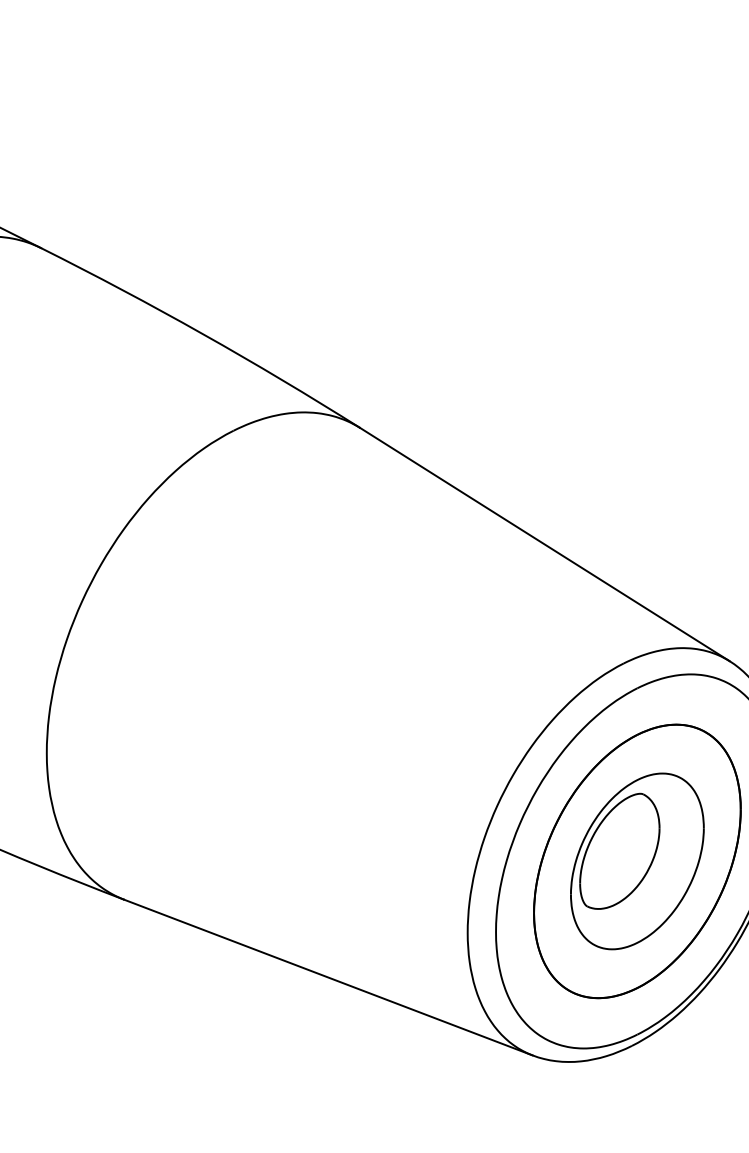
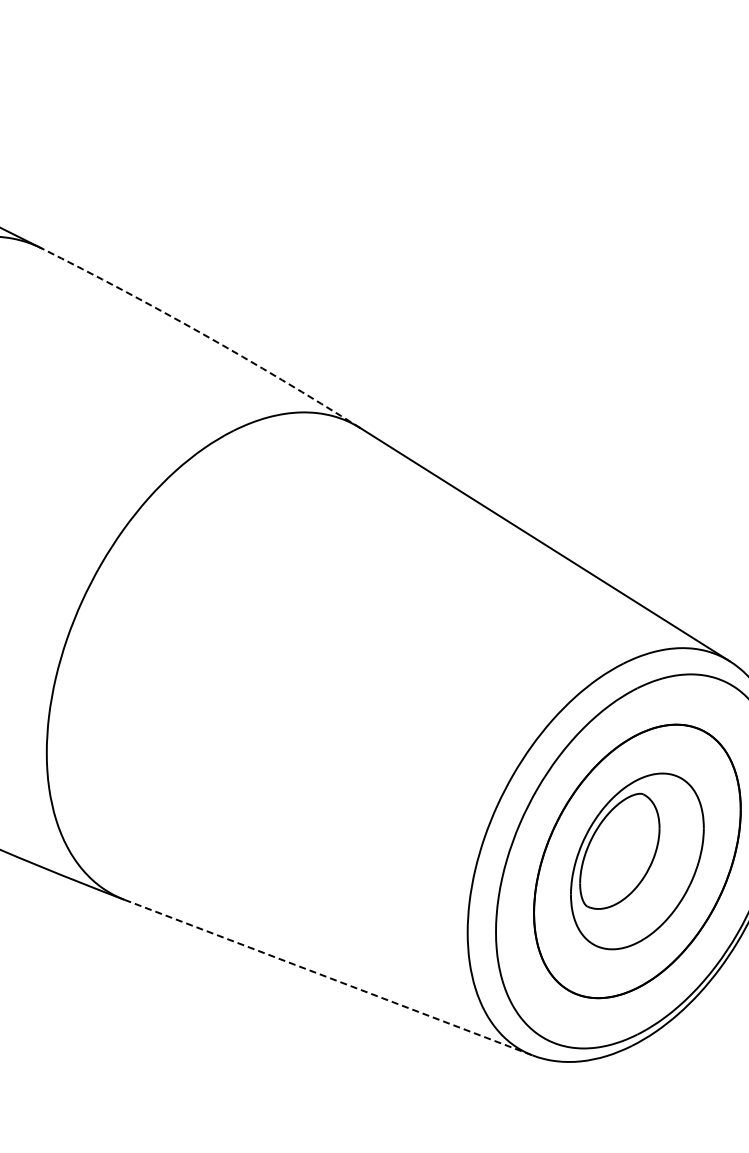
arc: solid -> dashed (202, 334)
line: solid -> dashed (329, 977)
